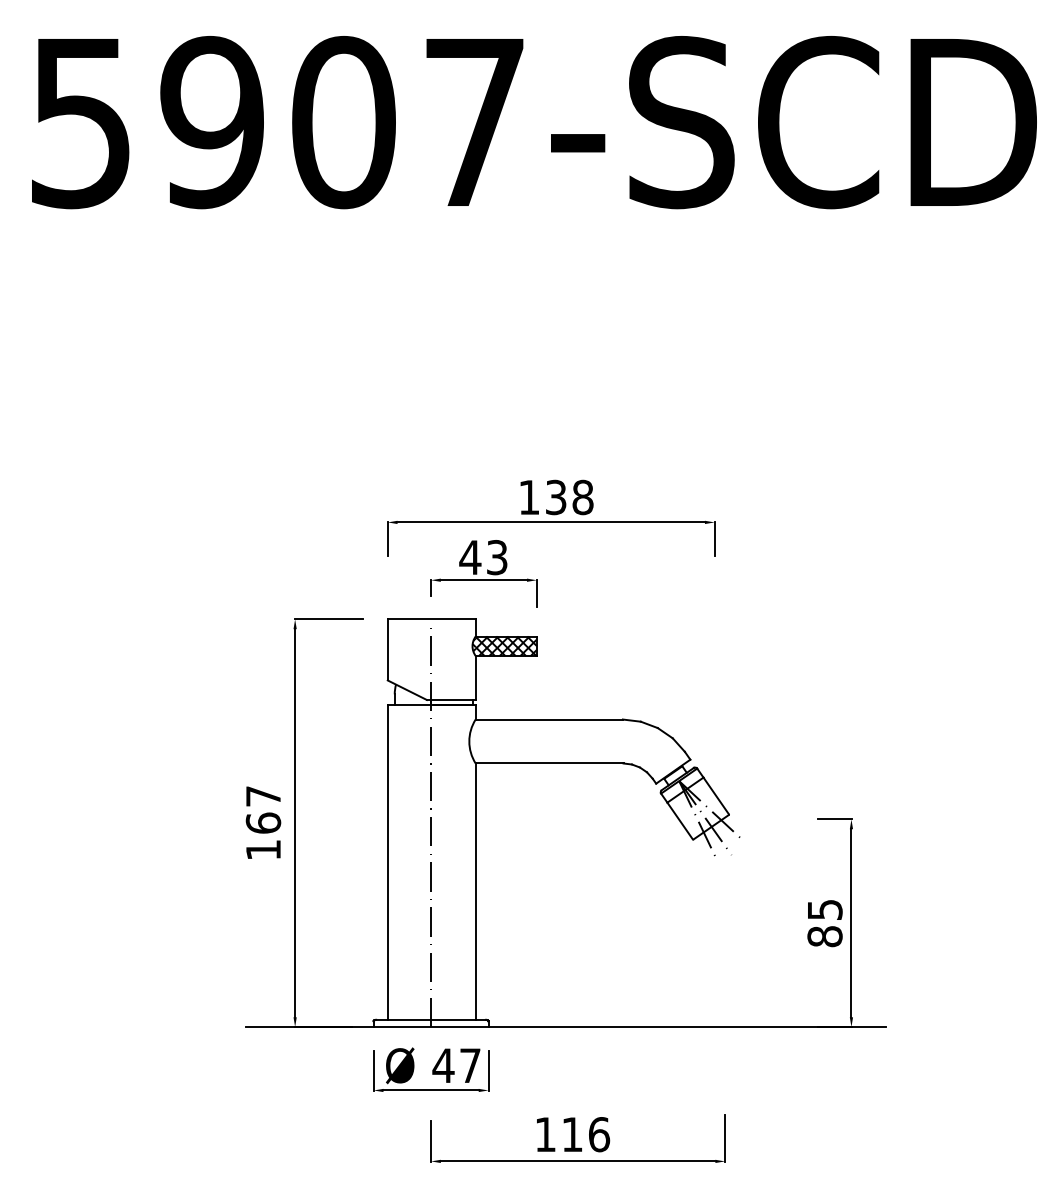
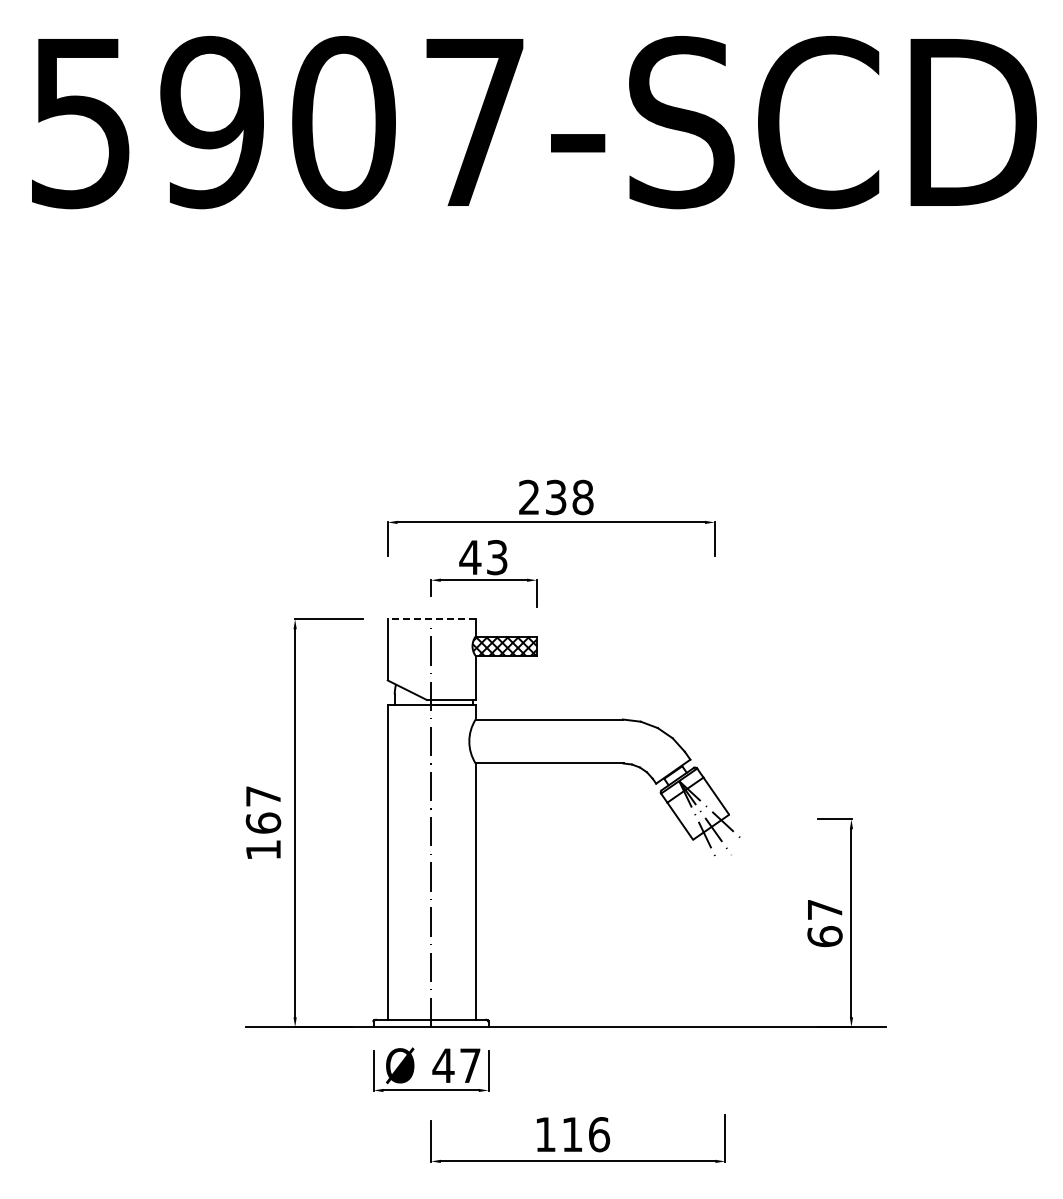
text: 138 -> 238 (528, 496)
line: solid -> dashed (431, 619)
text: 85 -> 67 (824, 923)
